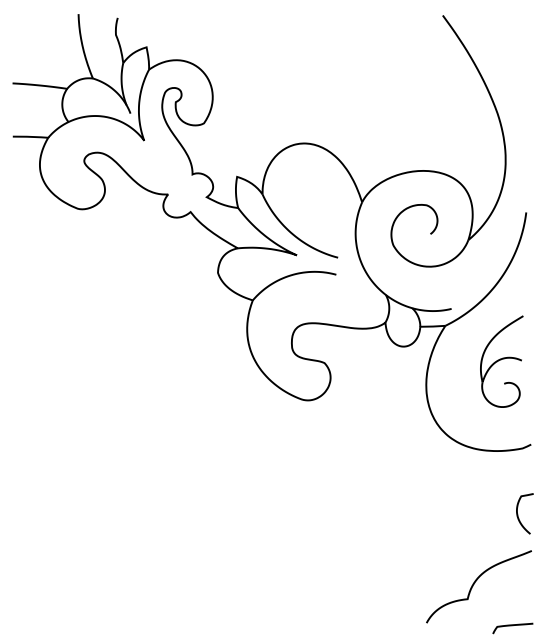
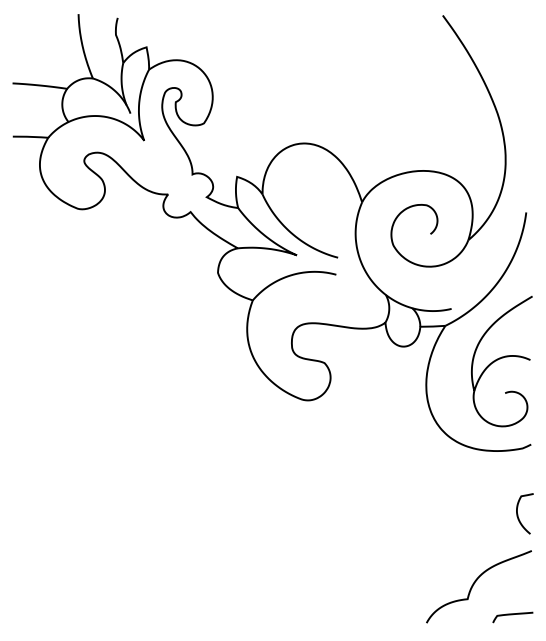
part size: 44x93 px -> 62x132 px (501, 361)
curve position: (512, 626) -> (512, 615) (512, 615)
